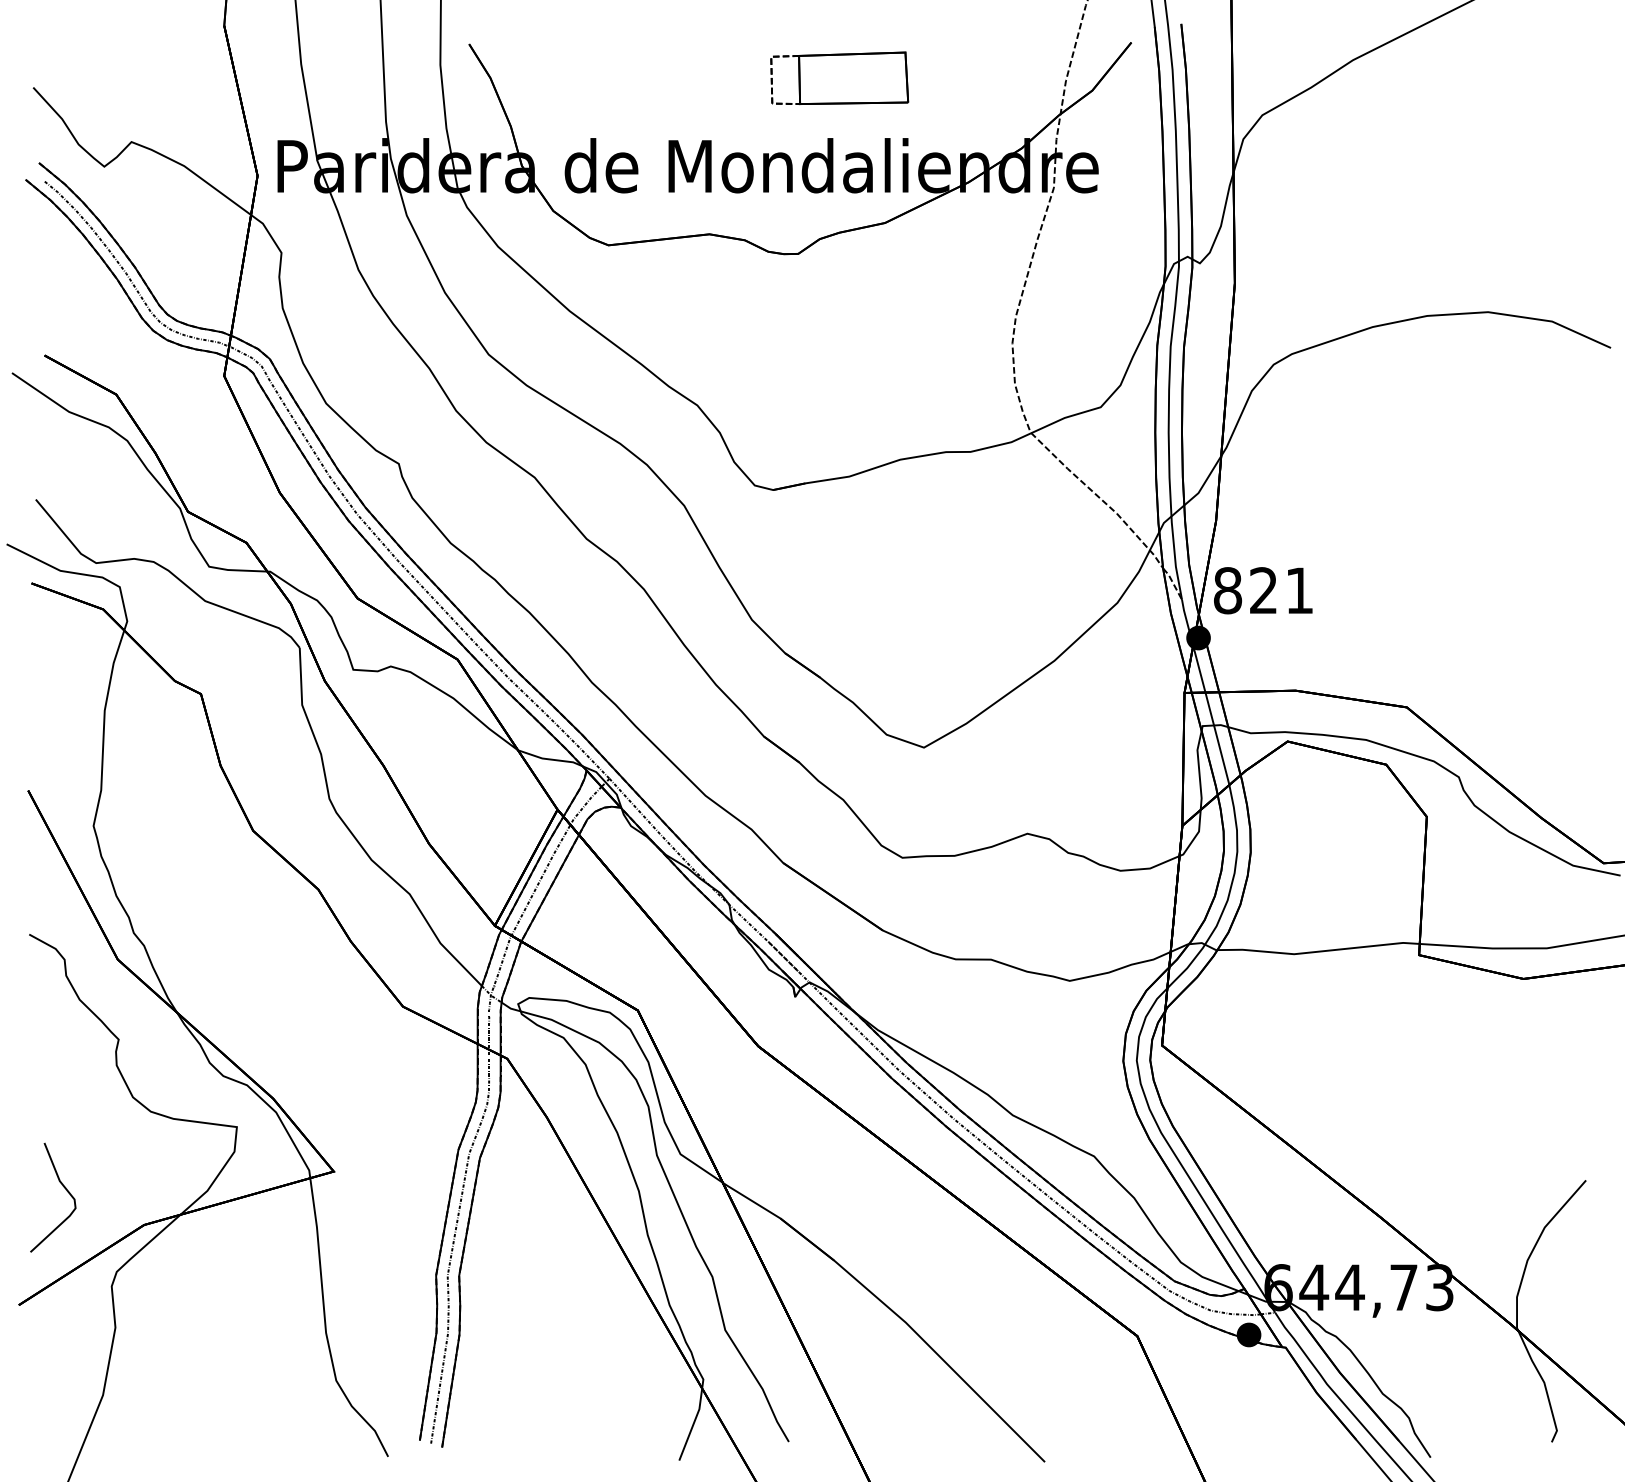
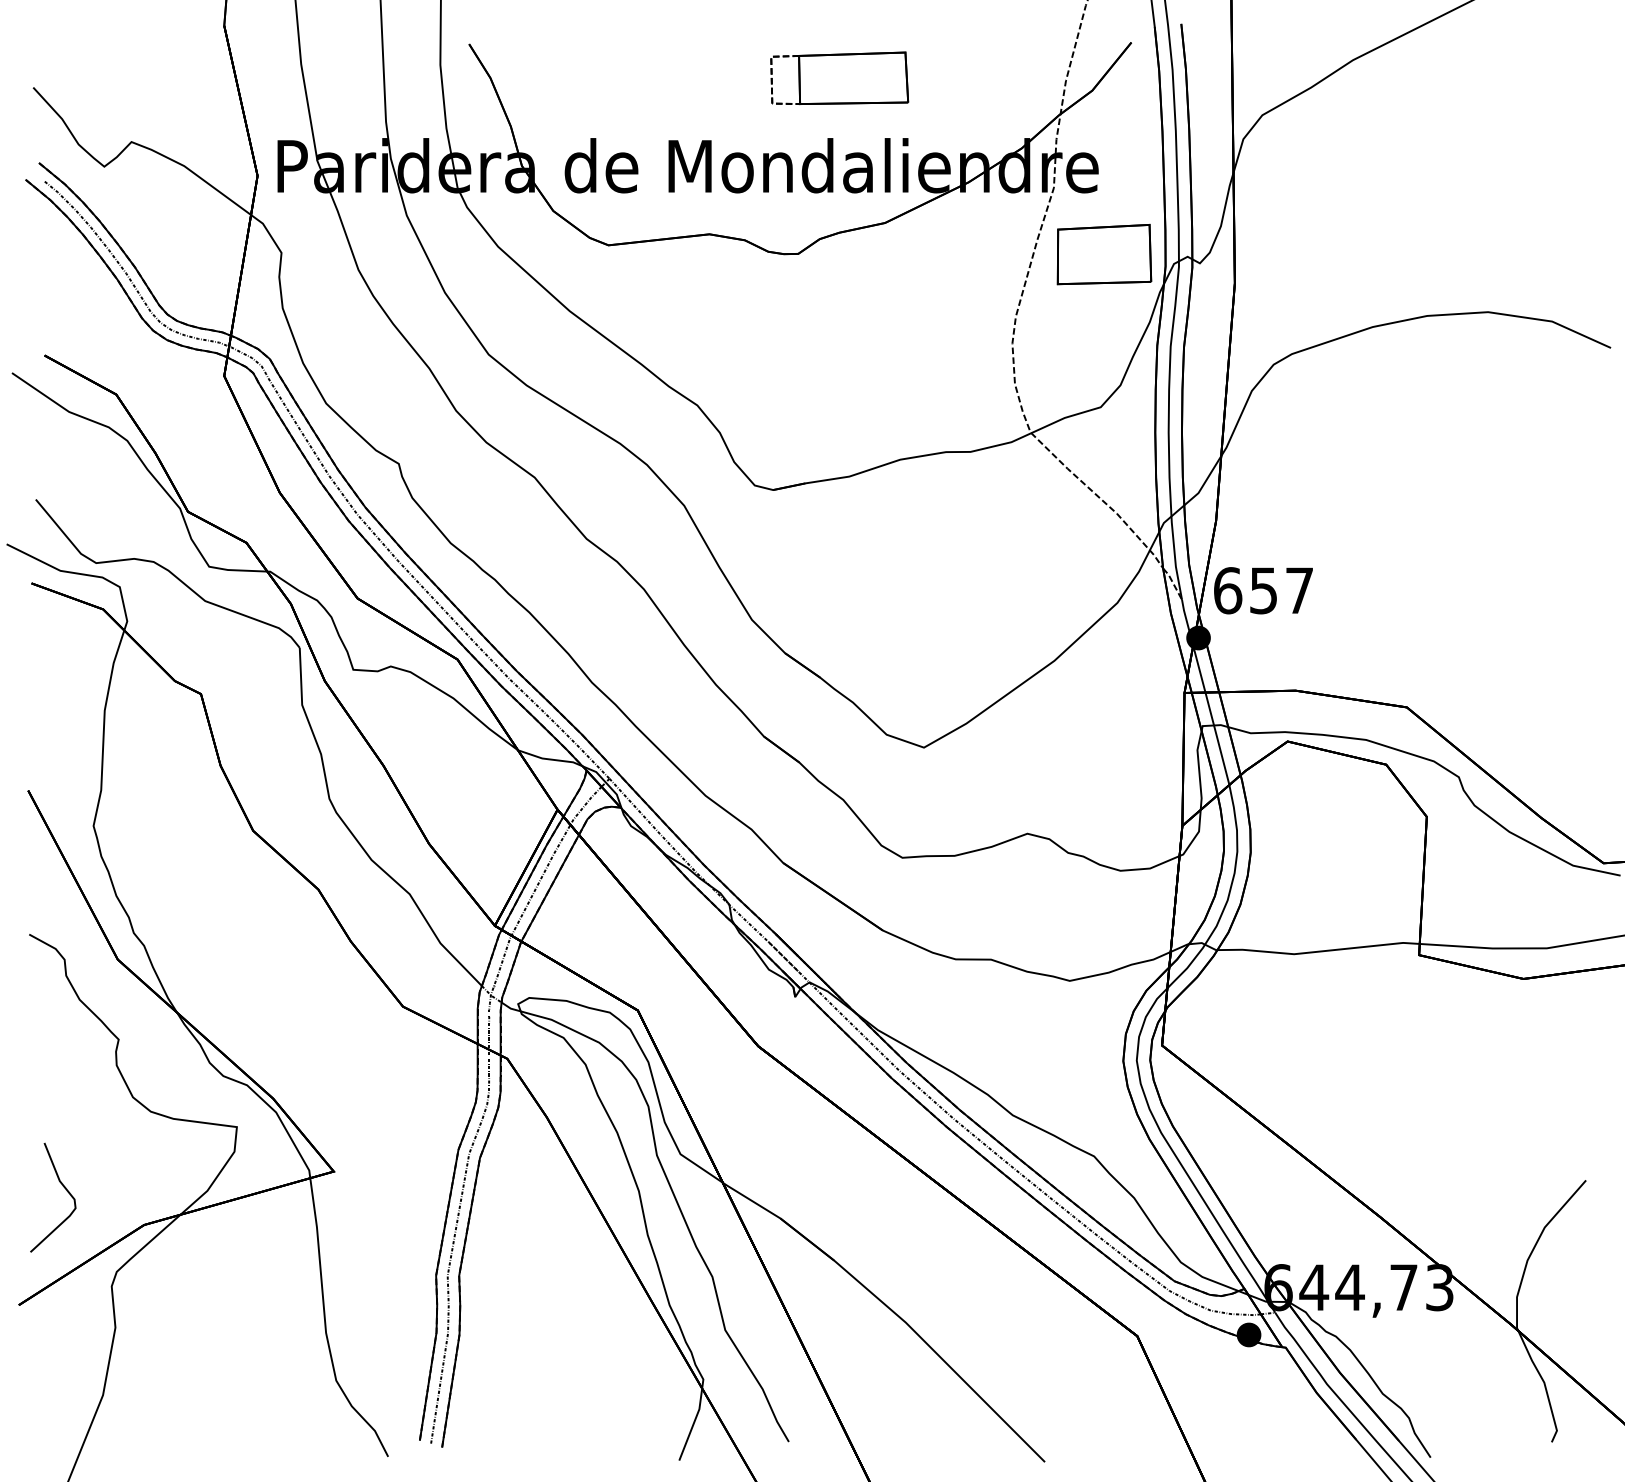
part: none -> present (1104, 254)
text: 821 -> 657 (1263, 590)
